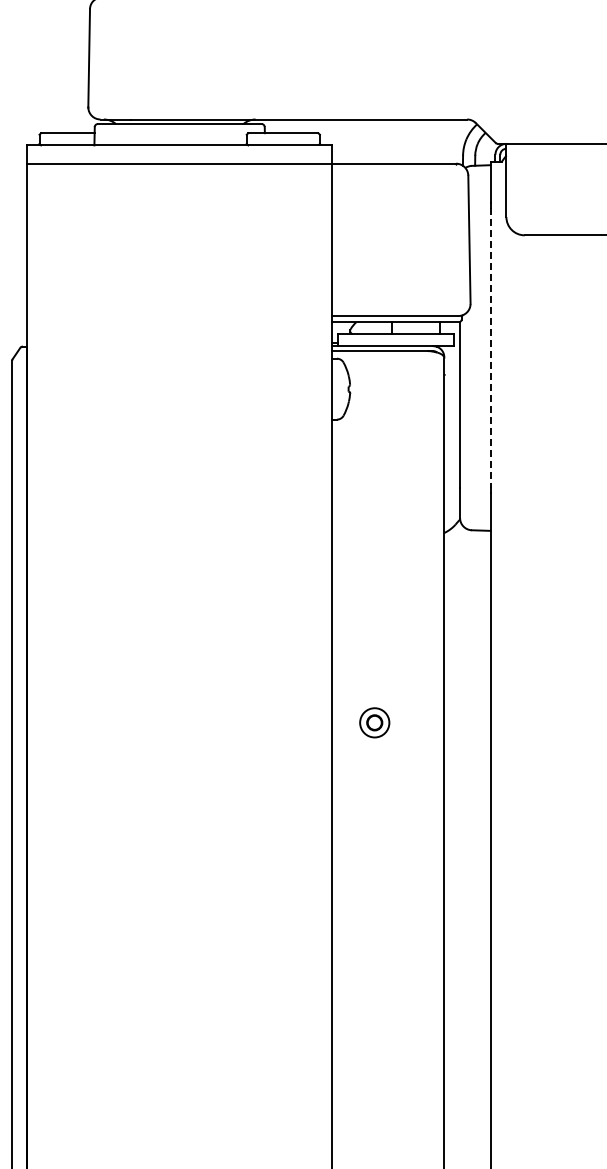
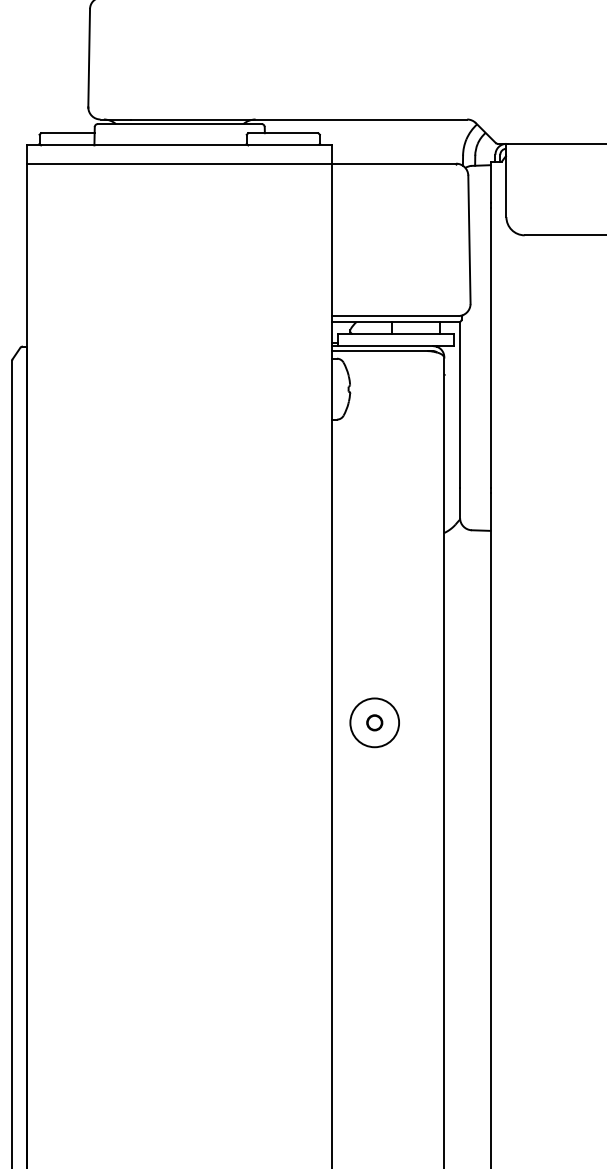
line: dashed -> solid (490, 348)
circle diameter: 29 px -> 49 px (374, 722)
